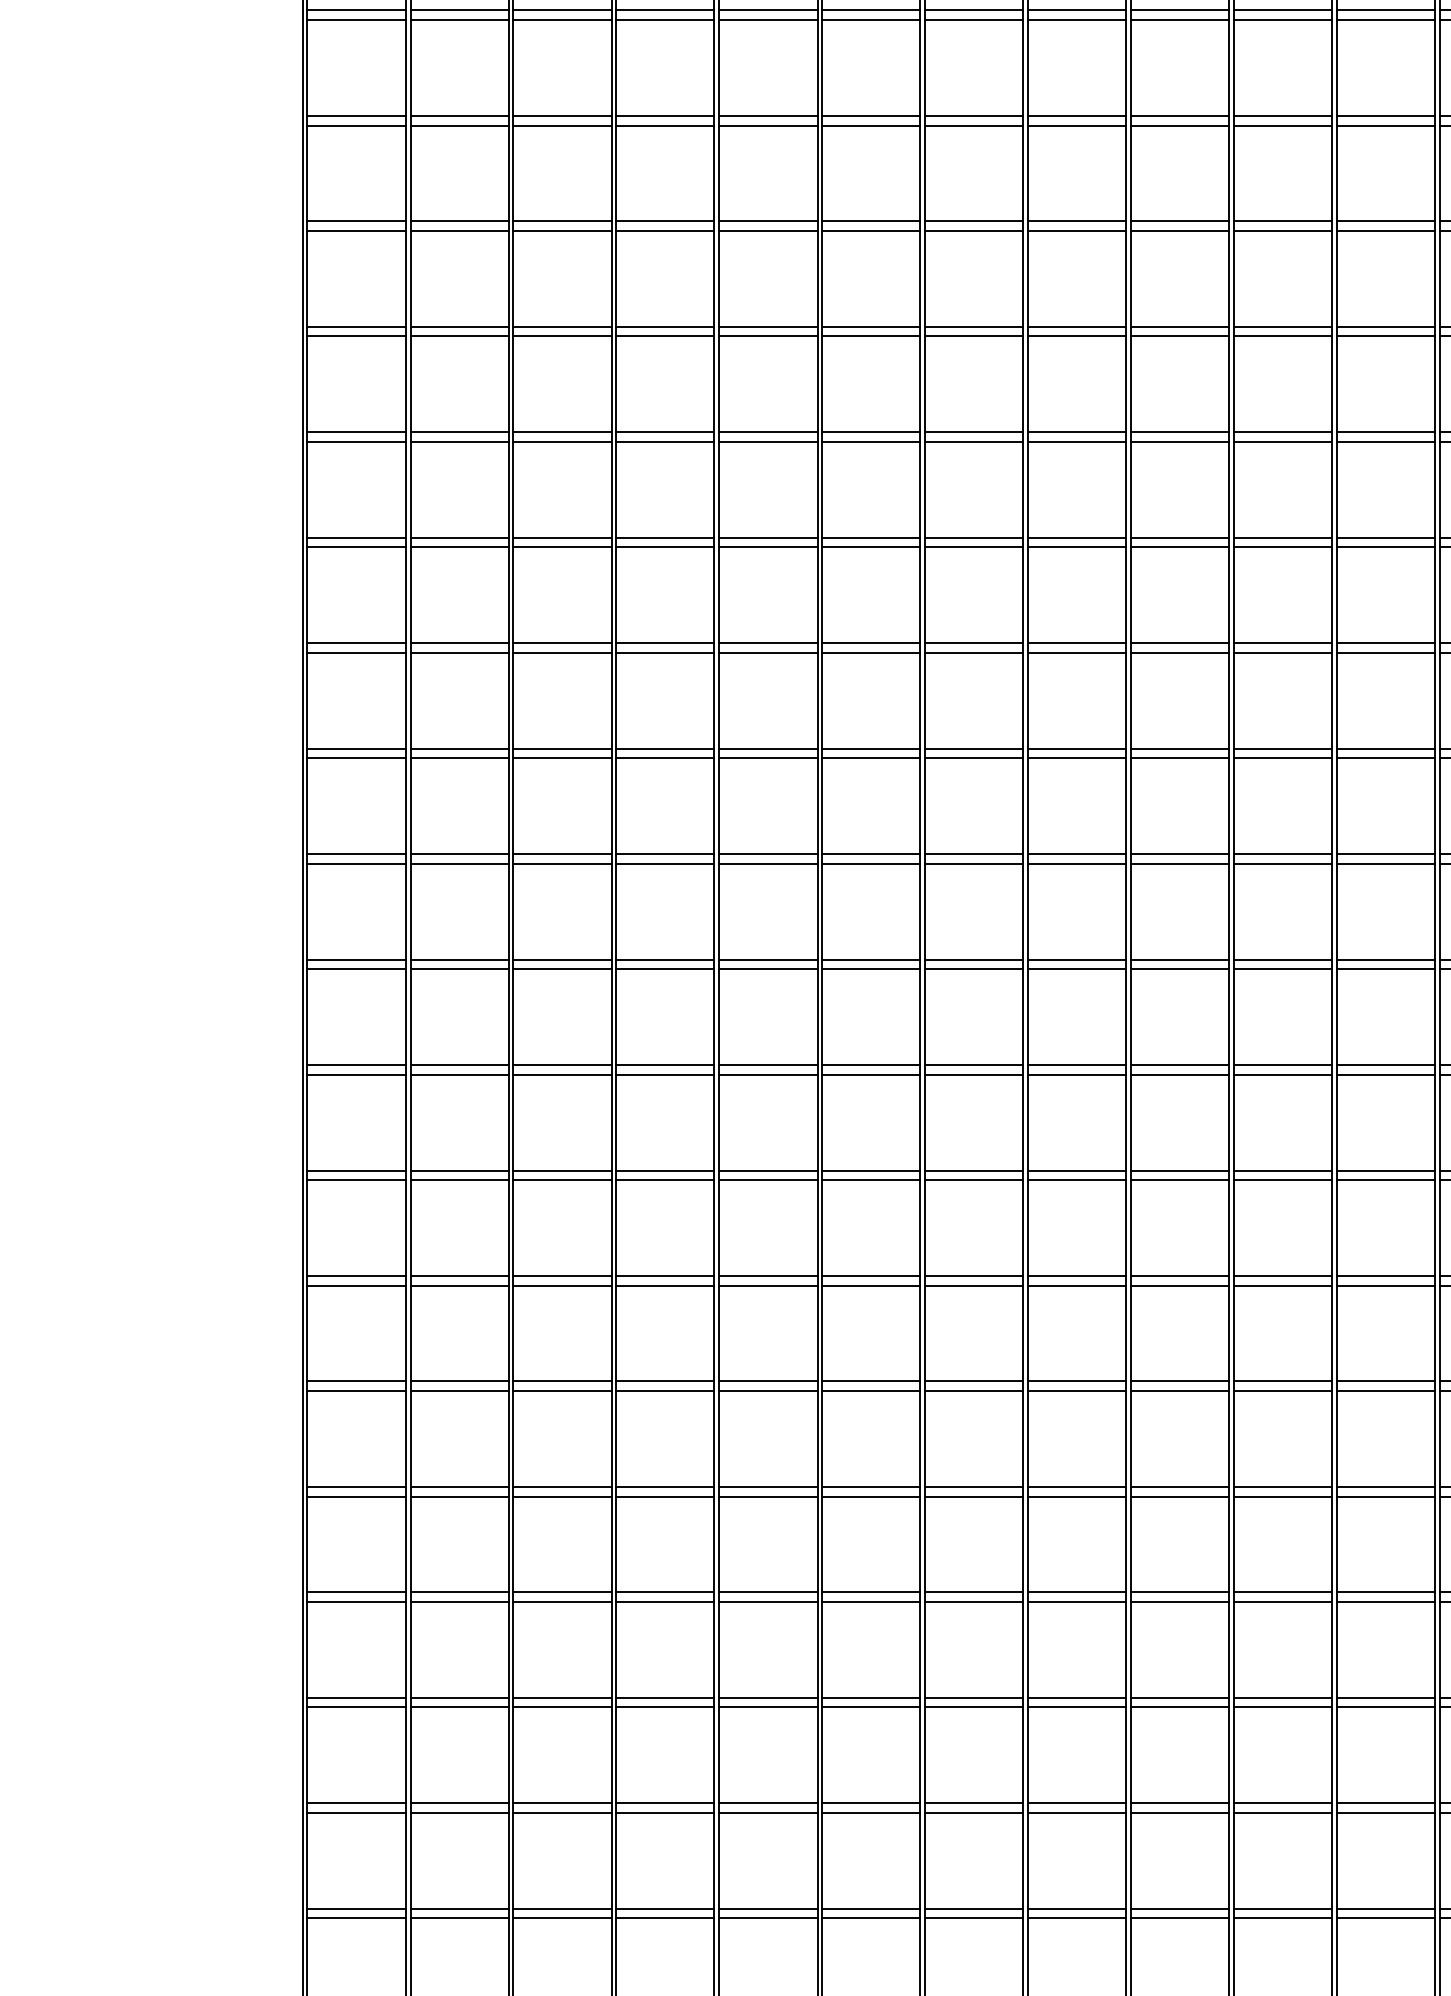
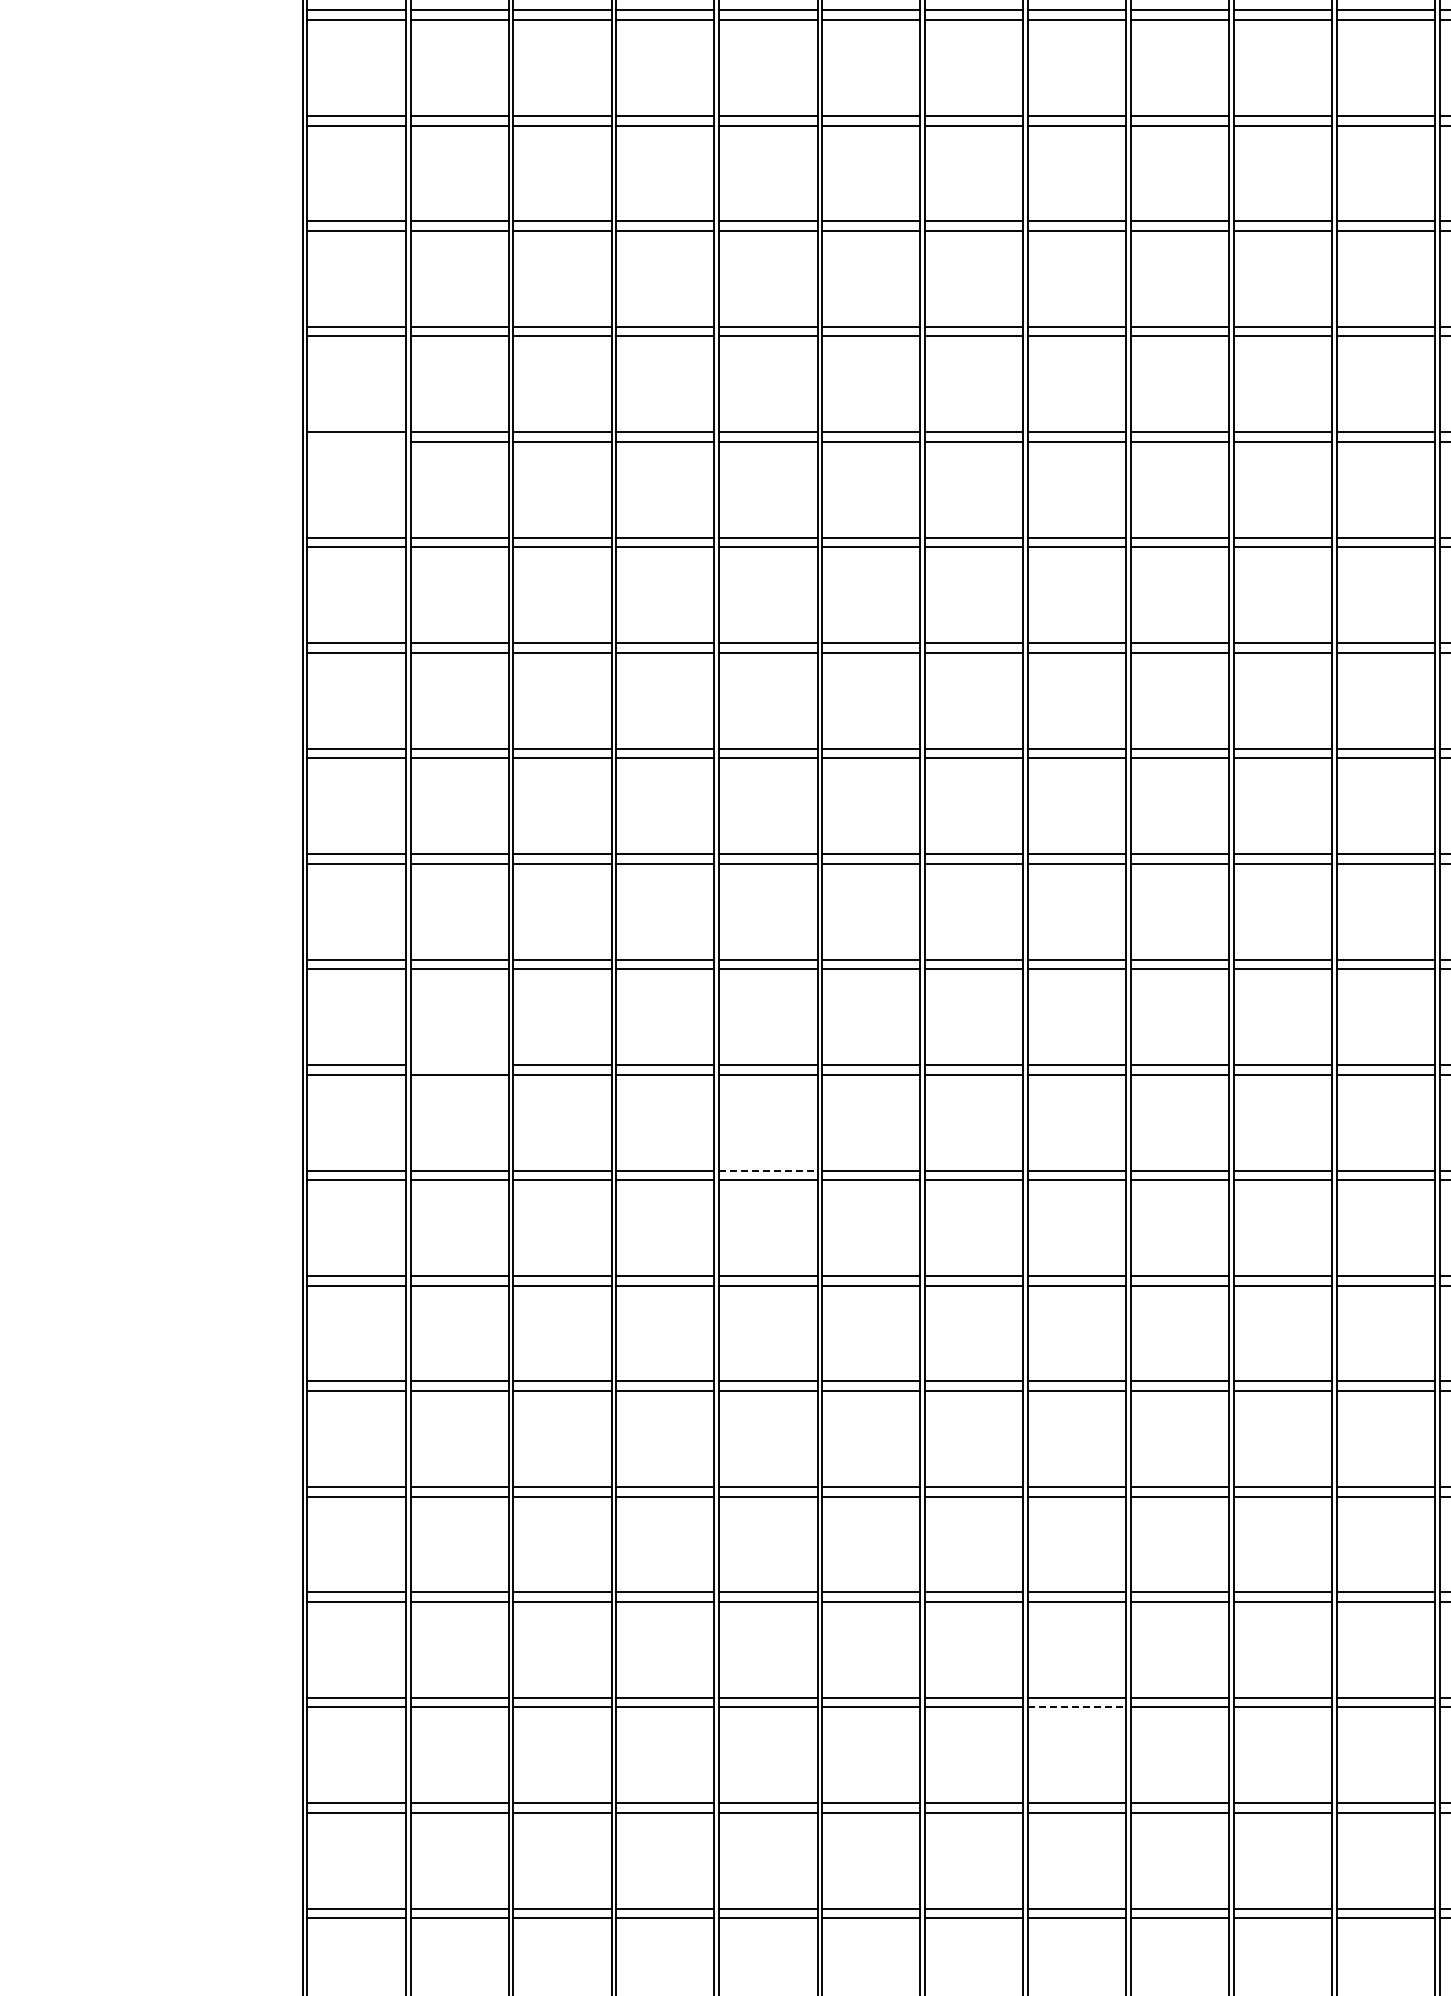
line: present -> none (356, 441)
line: present -> none (459, 1065)
line: solid -> dashed (768, 1170)
line: solid -> dashed (1077, 1707)
